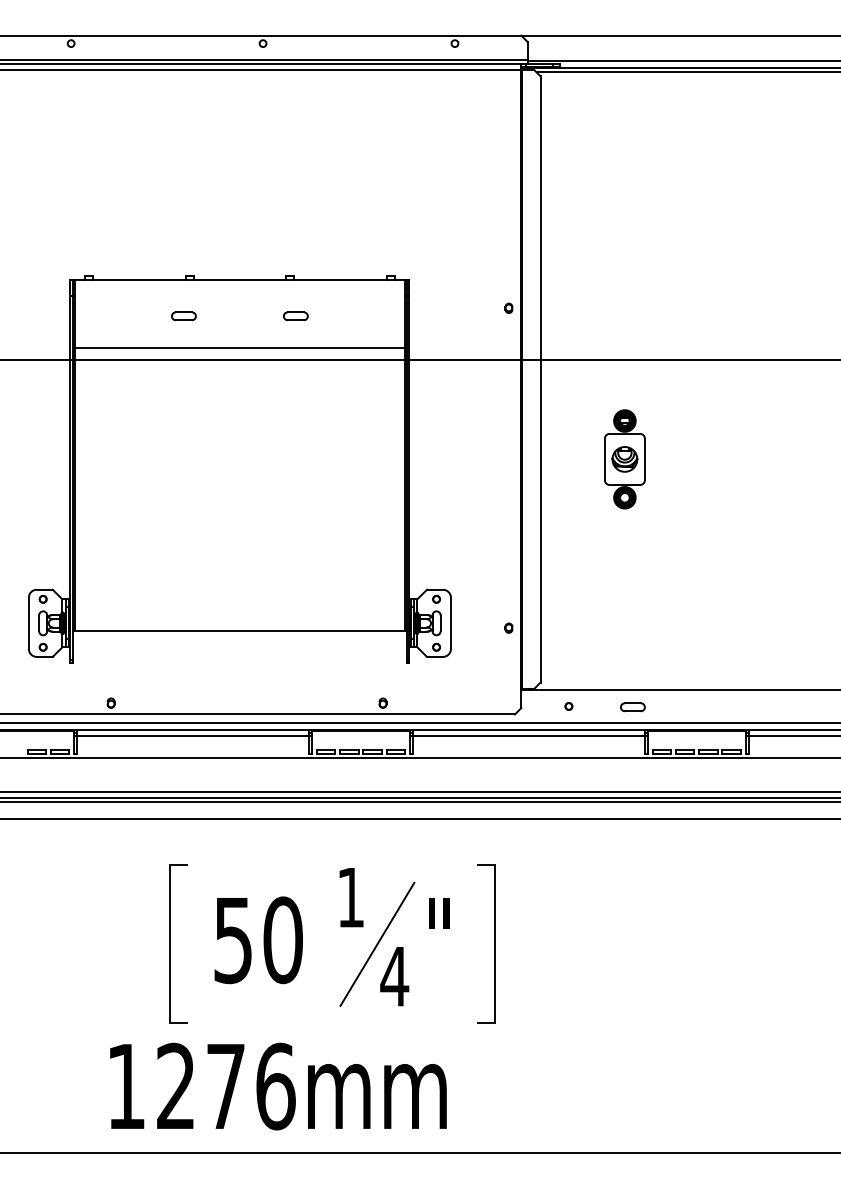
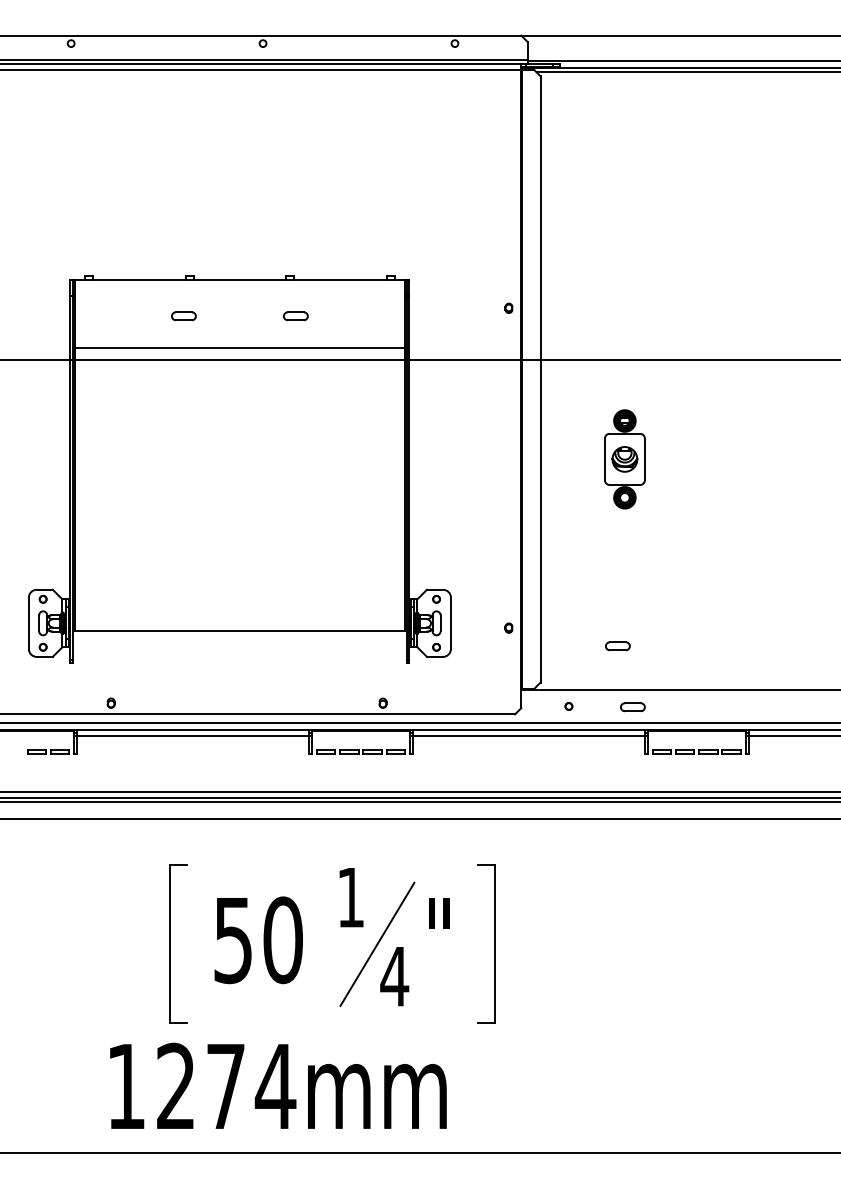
part: none -> present (617, 646)
line: present -> none (419, 758)
text: 1276mm -> 1274mm (275, 1086)
